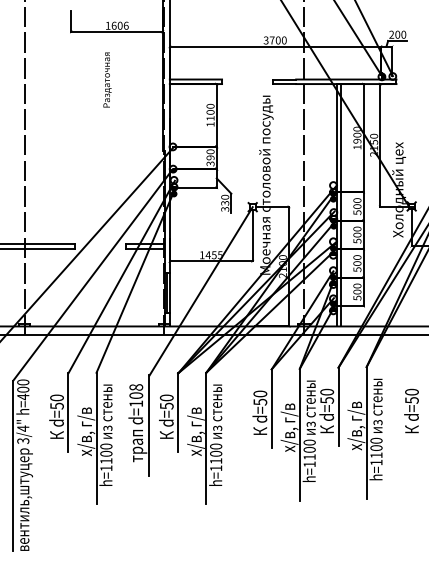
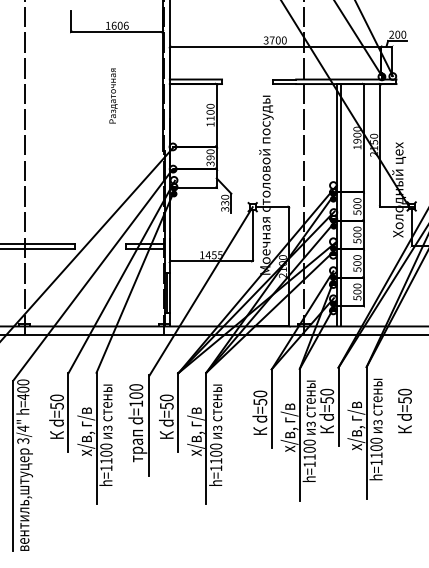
text position: (107, 79) -> (113, 95) (113, 95)
text: d=108 -> d=100 (136, 387)
text position: (411, 410) -> (404, 410) (404, 410)
